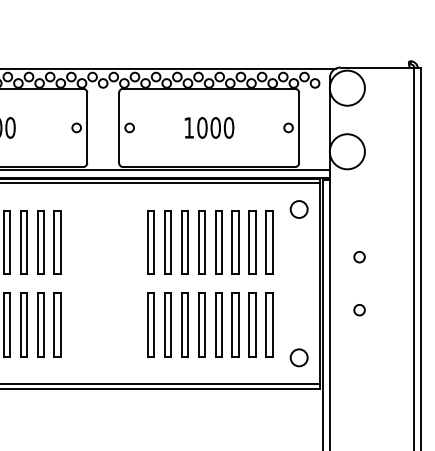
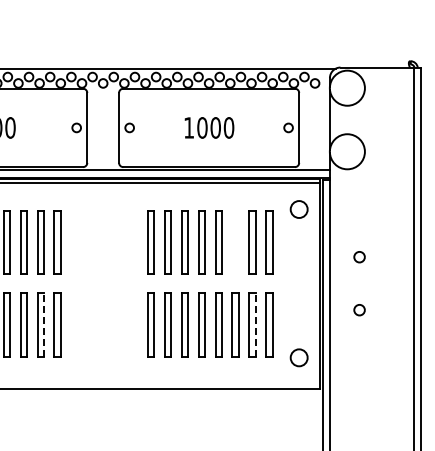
part: present -> none (235, 242)
line: solid -> dashed (43, 325)
line: solid -> dashed (255, 325)
line: present -> none (161, 384)
